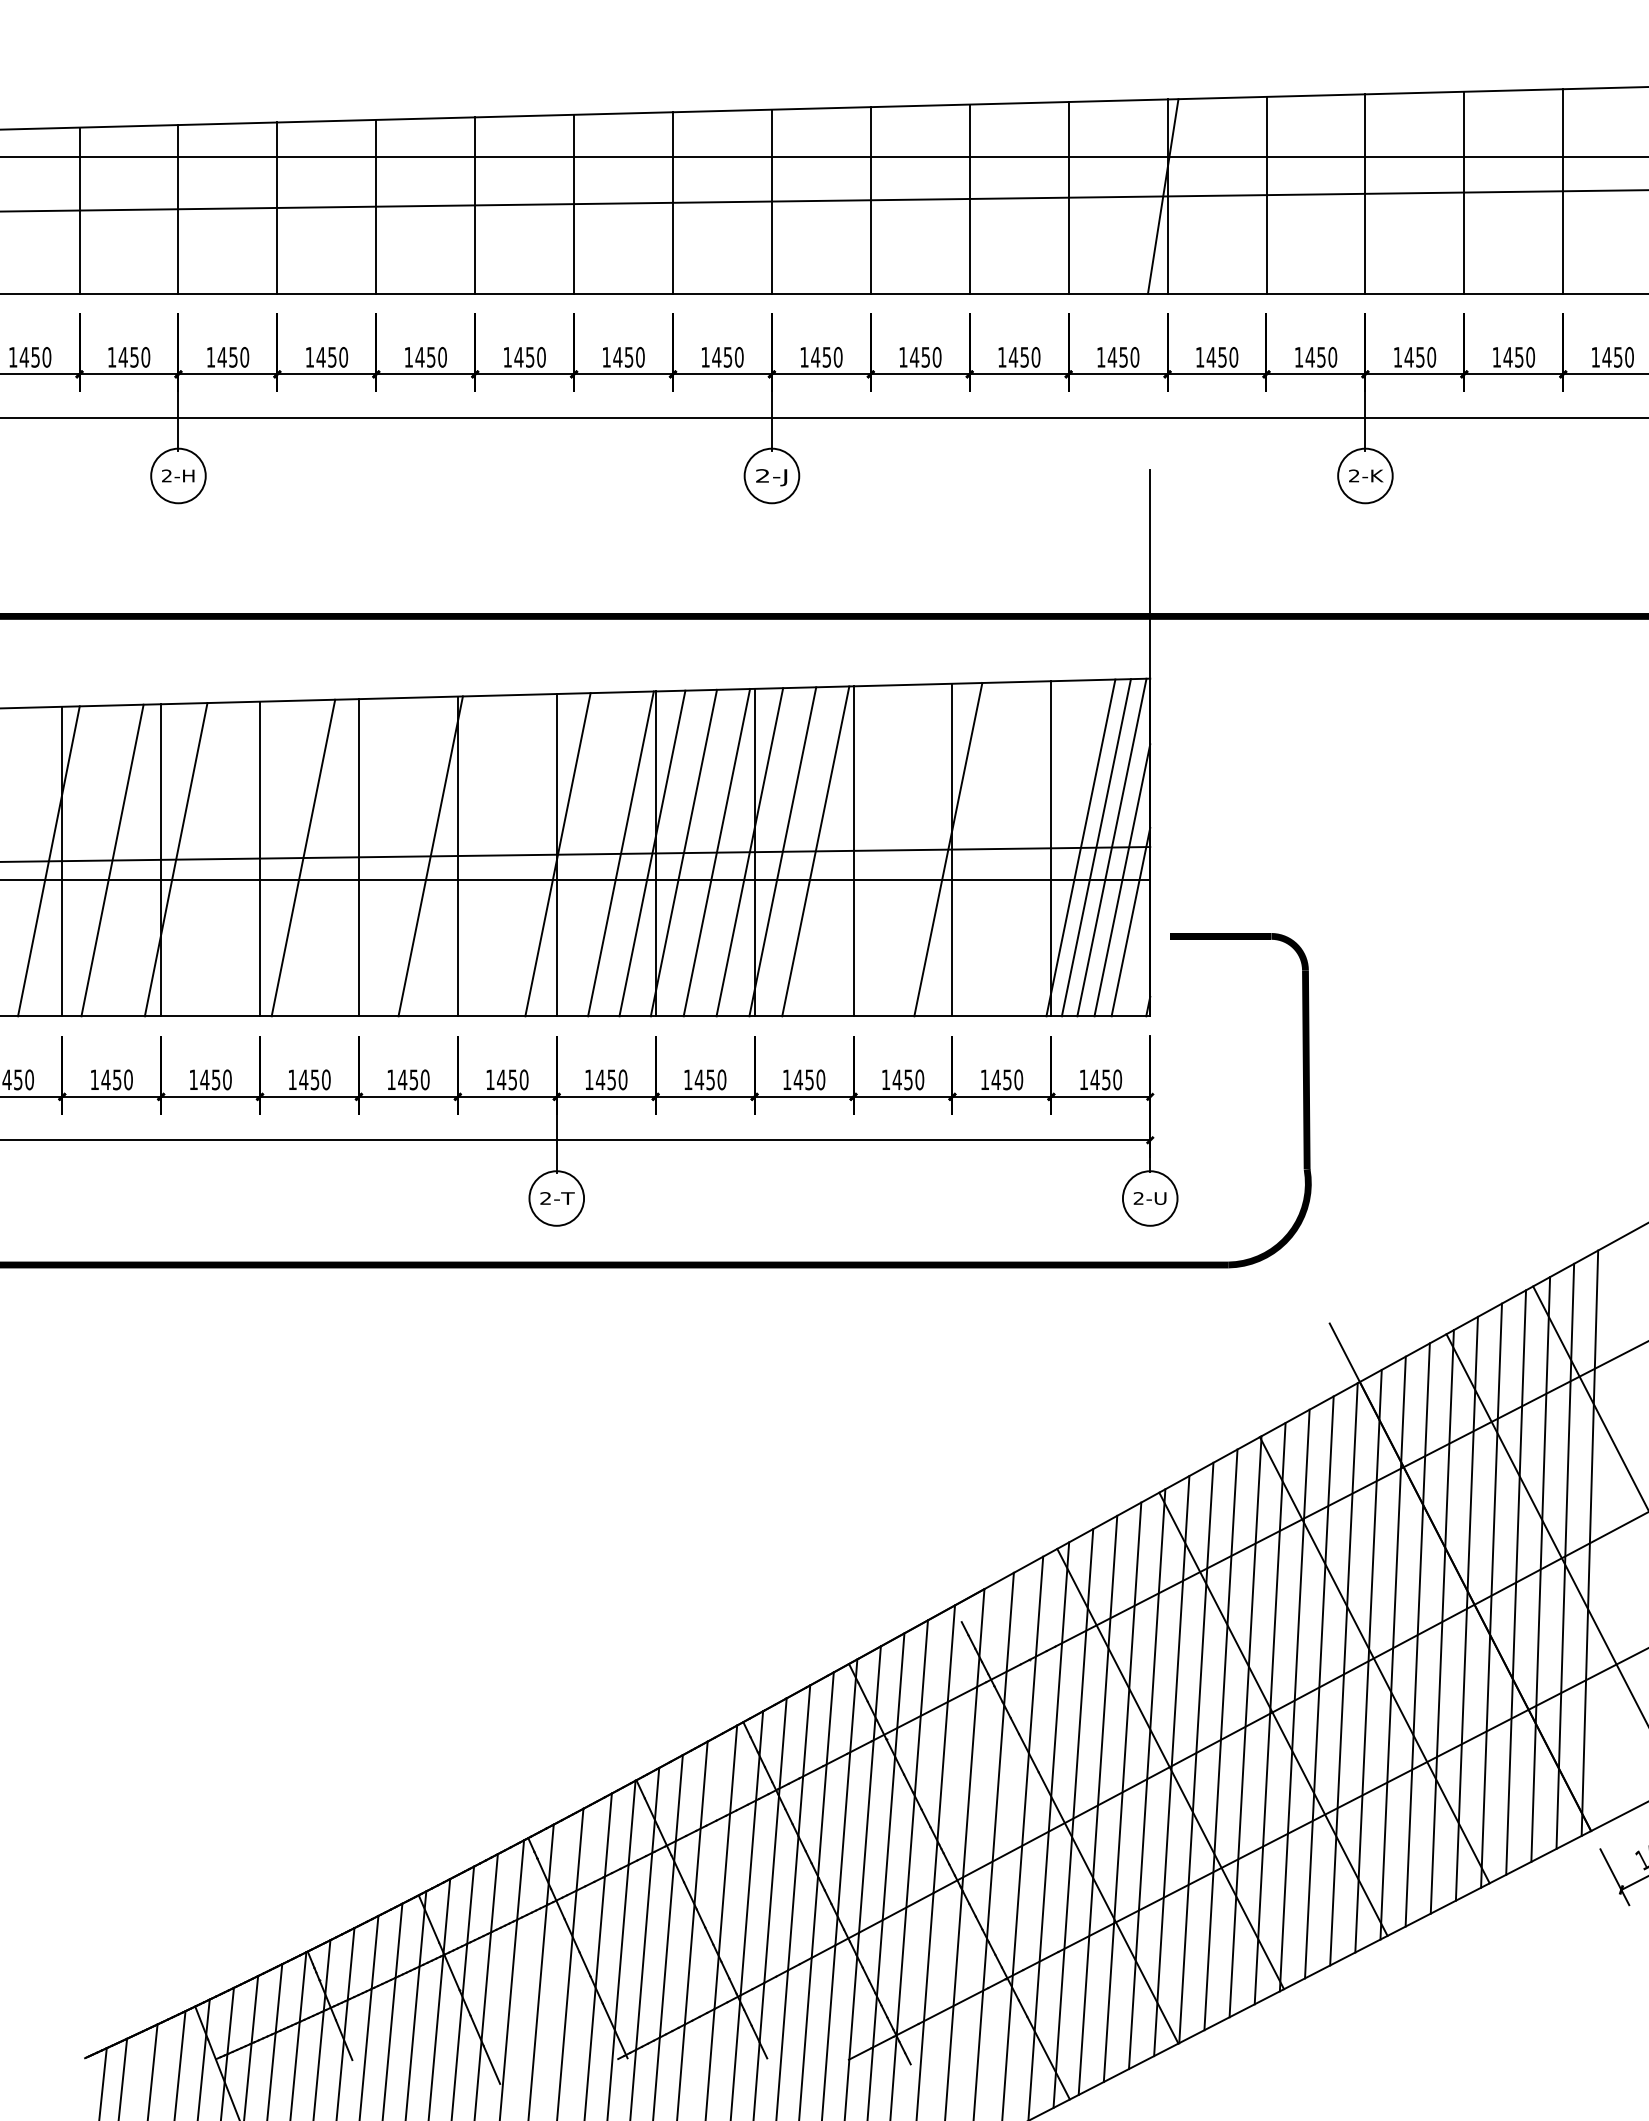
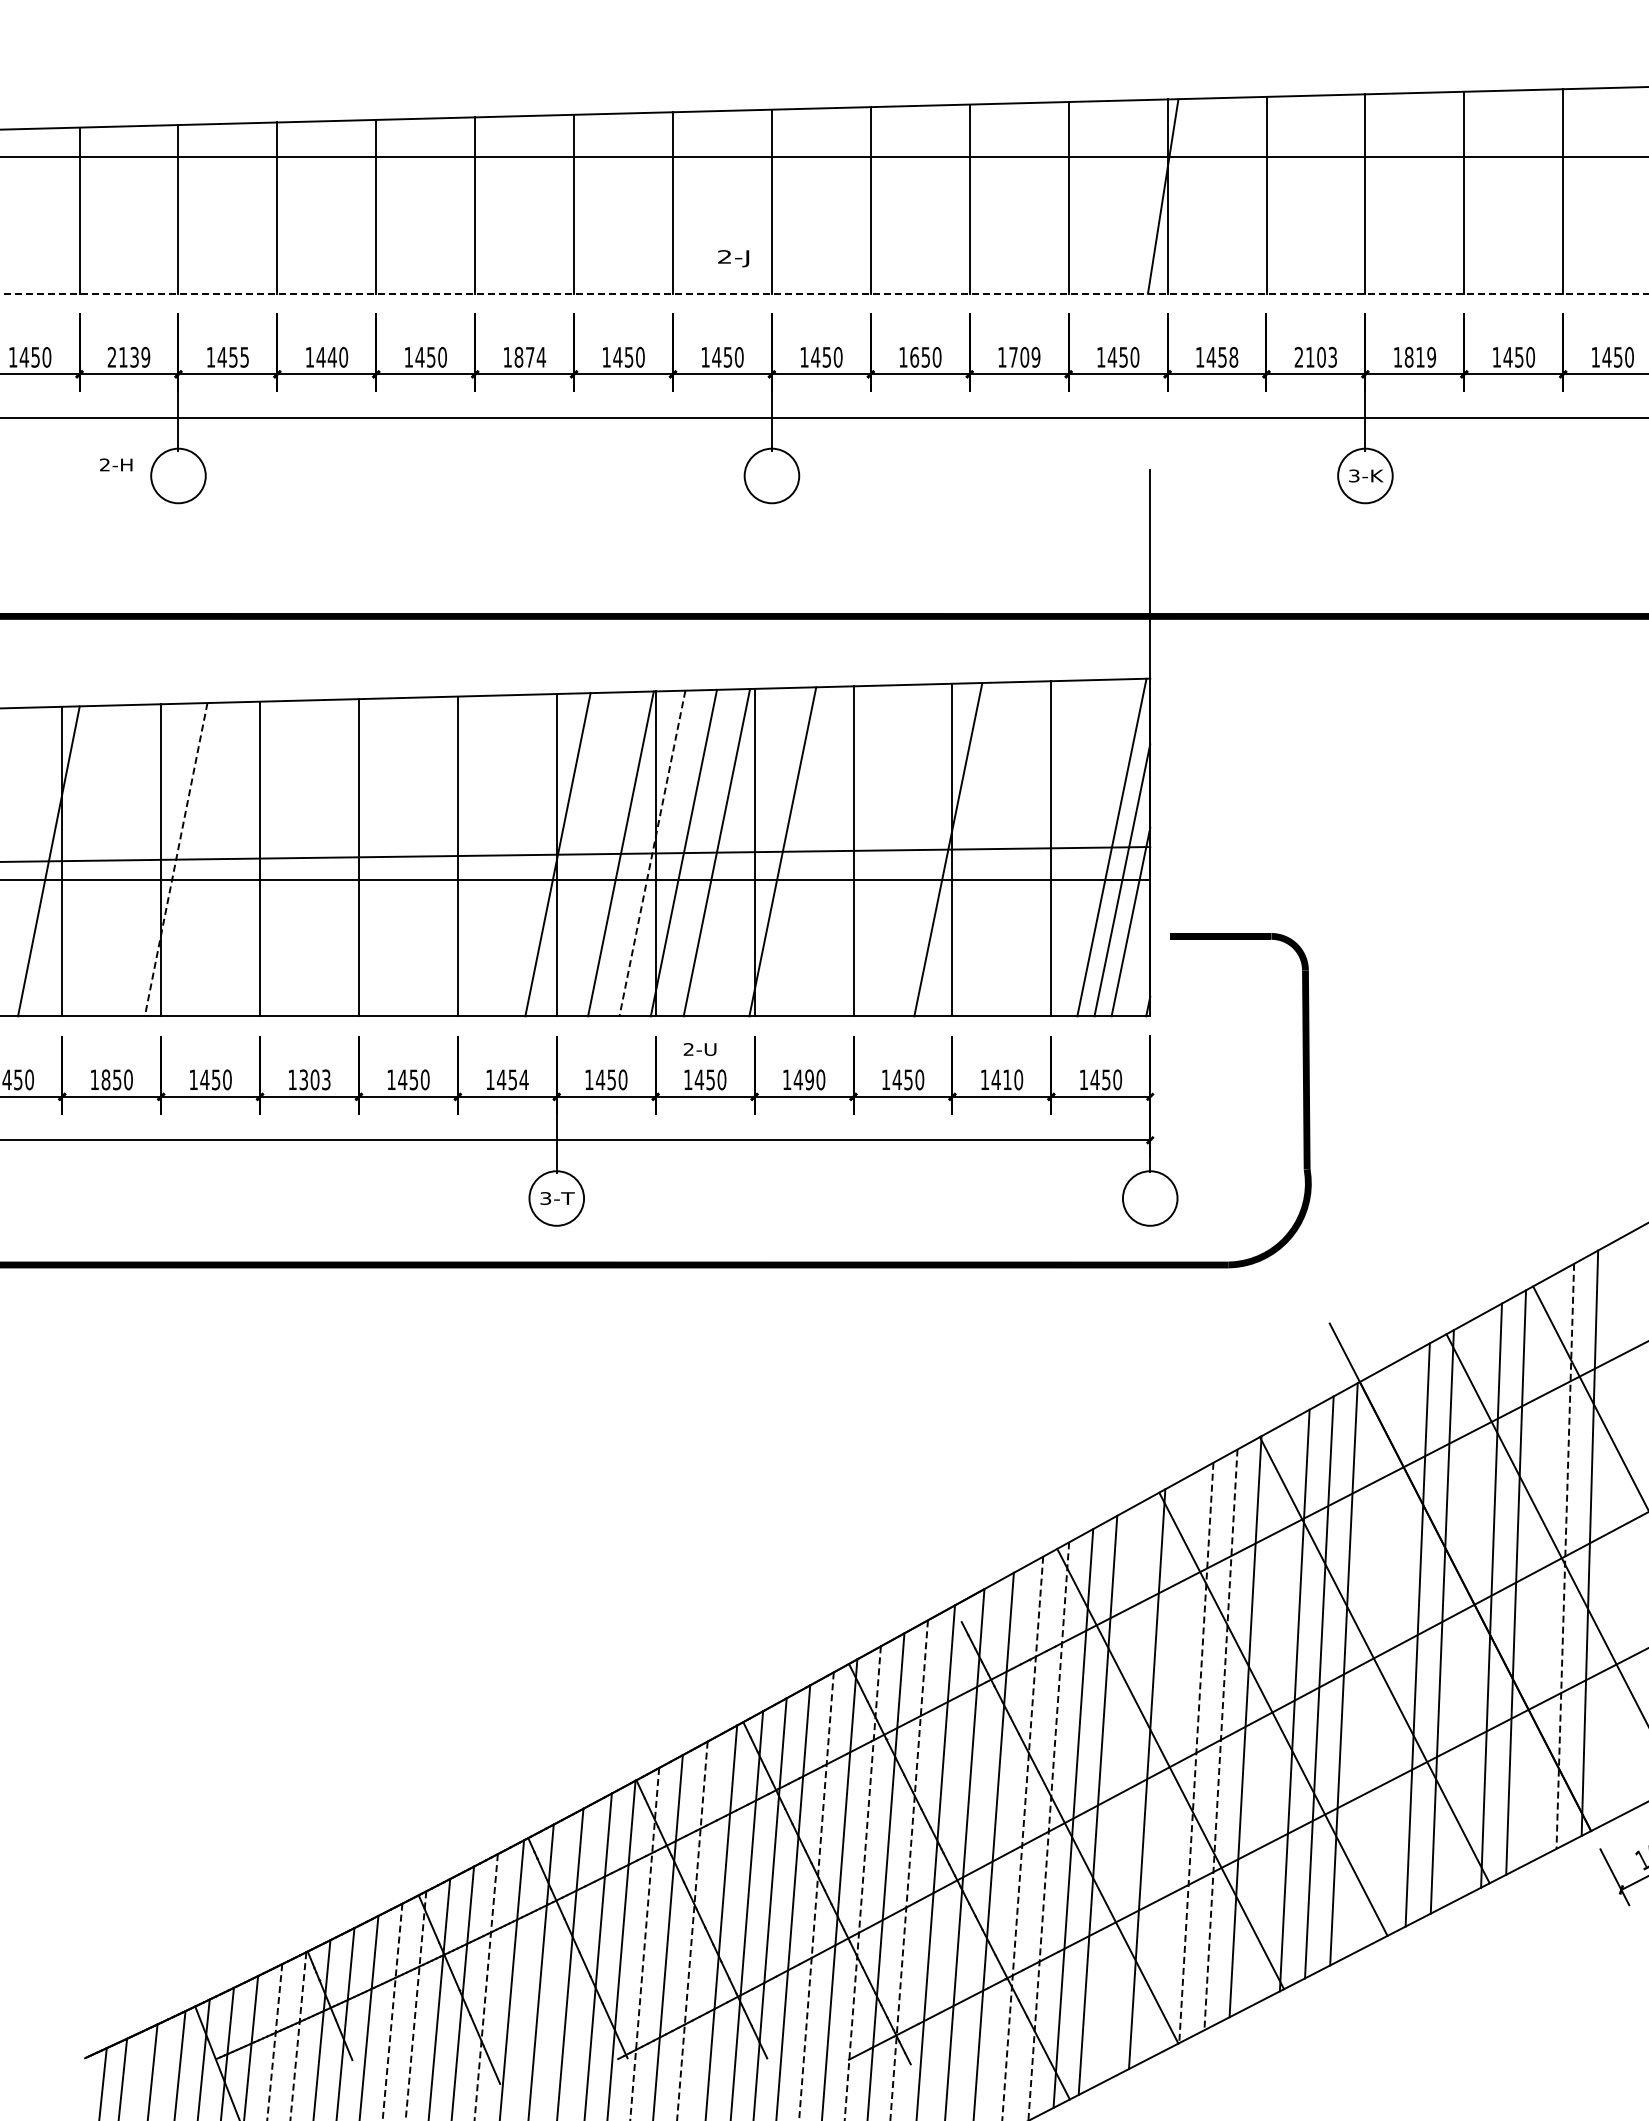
line: present -> none (823, 200)
line: solid -> dashed (824, 293)
text: 1450 -> 2139 (128, 356)
text: 1450 -> 1874 (530, 356)
text: 1450 -> 1650 (914, 356)
text: 1450 -> 2103 (1315, 356)
text: 1450 -> 1819 (1419, 356)
text: 1450 -> 1455 (244, 357)
text: 1450 -> 1440 (331, 357)
text: 1450 -> 1709 (1024, 357)
text: 1450 -> 1458 (1233, 357)
text position: (178, 475) -> (116, 464) (116, 464)
text: 2-K -> 3-K (1354, 475)
text position: (771, 477) -> (733, 258) (733, 258)
line: present -> none (1080, 847)
line: present -> none (1095, 847)
line: present -> none (815, 851)
line: present -> none (749, 852)
line: solid -> dashed (652, 853)
line: present -> none (430, 856)
line: present -> none (303, 857)
line: solid -> dashed (176, 859)
line: present -> none (112, 860)
text: 1450 -> 1850 (105, 1079)
text: 1450 -> 1303 (314, 1079)
text: 1450 -> 1454 (523, 1079)
text: 1450 -> 1490 (809, 1079)
text: 1450 -> 1410 (1007, 1079)
text: 2-T -> 3-T (545, 1198)
text position: (1149, 1198) -> (699, 1049) (699, 1049)
line: solid -> dashed (1565, 1556)
line: present -> none (1540, 1569)
line: present -> none (1466, 1608)
line: present -> none (1392, 1647)
line: present -> none (1368, 1660)
line: present -> none (1269, 1713)
line: solid -> dashed (1220, 1739)
line: solid -> dashed (1196, 1752)
line: present -> none (1171, 1766)
line: present -> none (1122, 1792)
line: solid -> dashed (1048, 1831)
line: solid -> dashed (1022, 1838)
line: solid -> dashed (909, 1870)
line: solid -> dashed (862, 1883)
line: solid -> dashed (816, 1896)
line: solid -> dashed (692, 1930)
line: solid -> dashed (644, 1944)
line: solid -> dashed (486, 1987)
line: solid -> dashed (415, 2005)
line: solid -> dashed (392, 2012)
line: solid -> dashed (298, 2036)
line: solid -> dashed (274, 2042)
